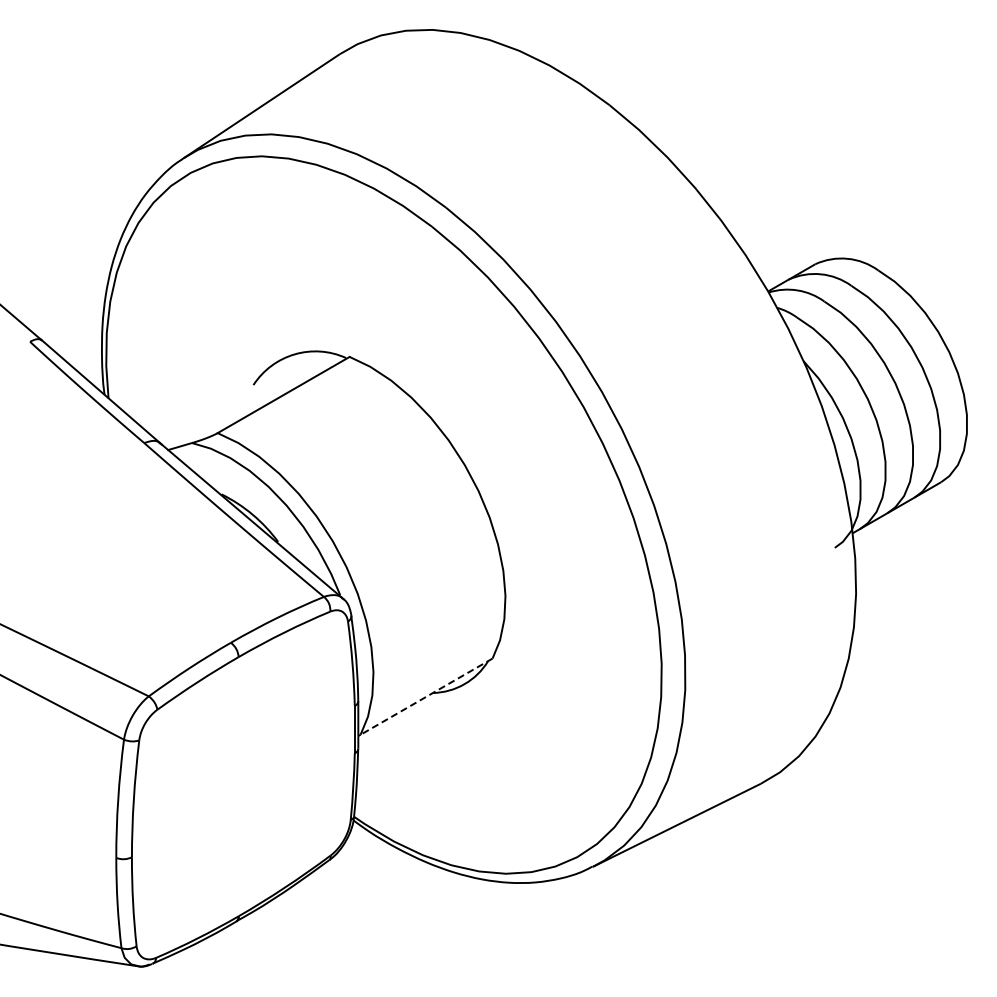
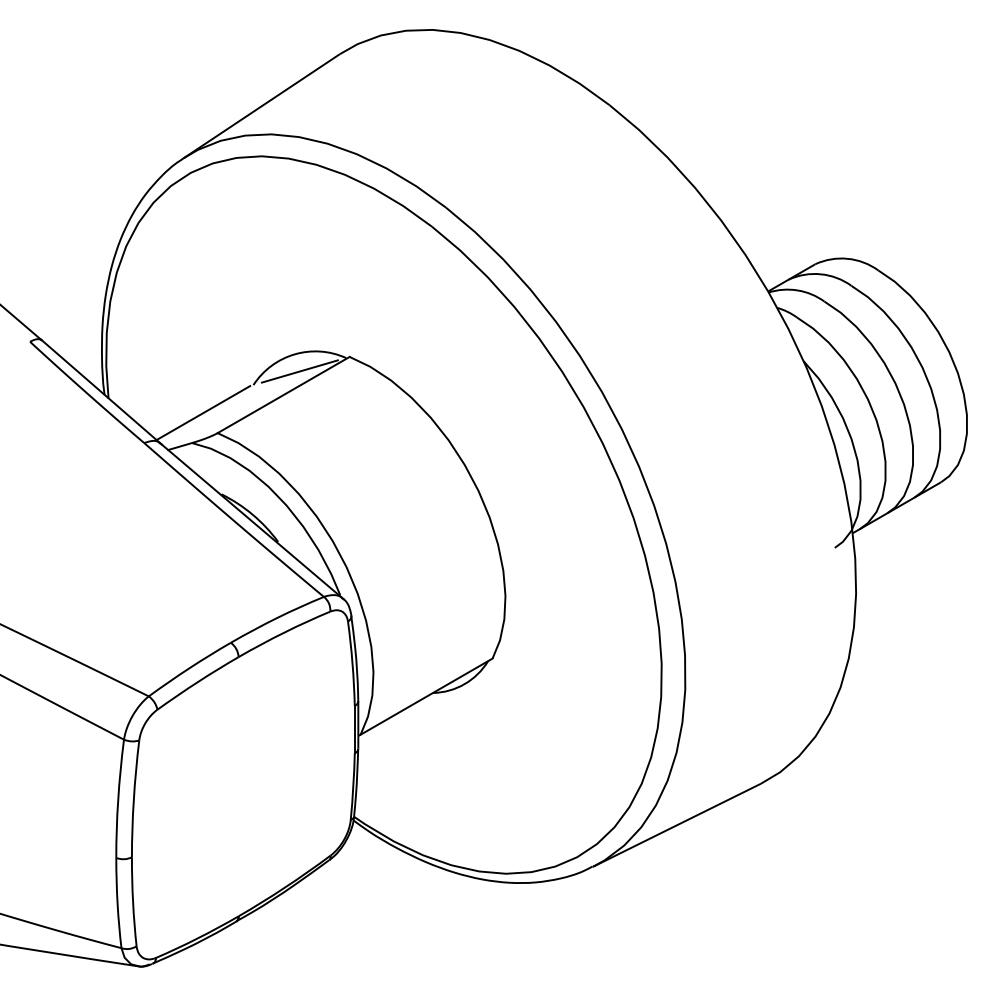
line: none -> present (299, 371)
line: none -> present (203, 413)
line: dashed -> solid (426, 696)
